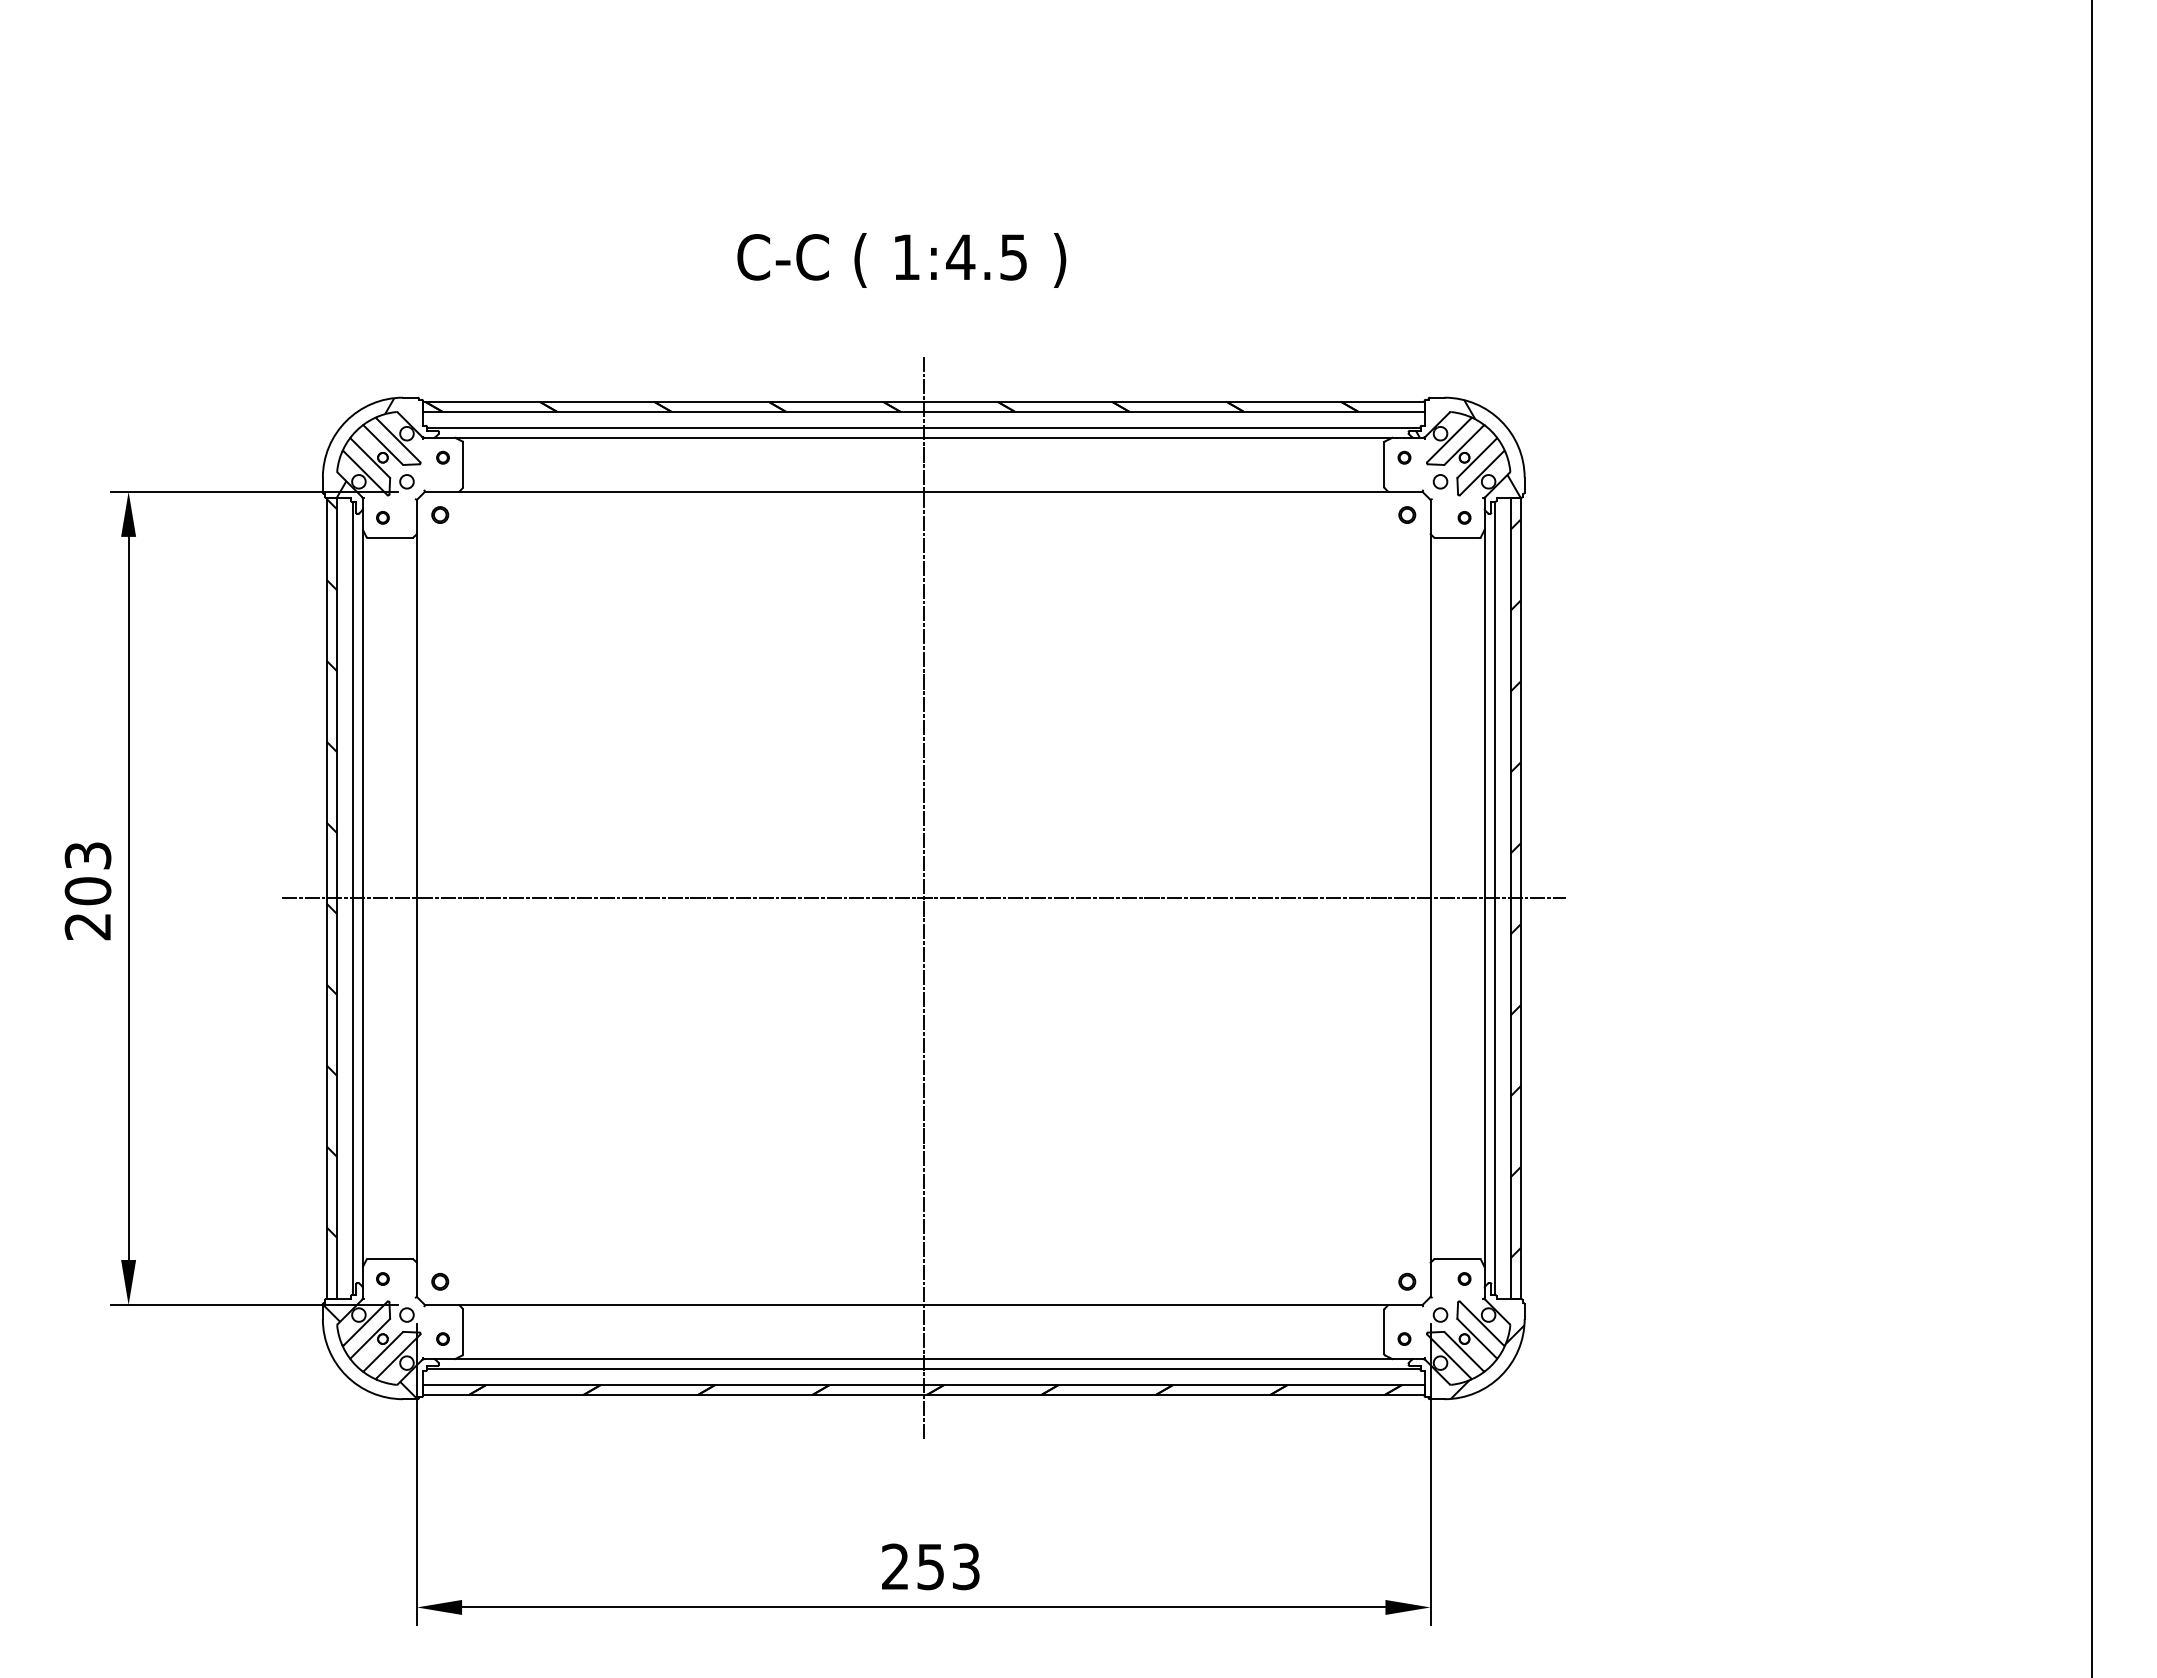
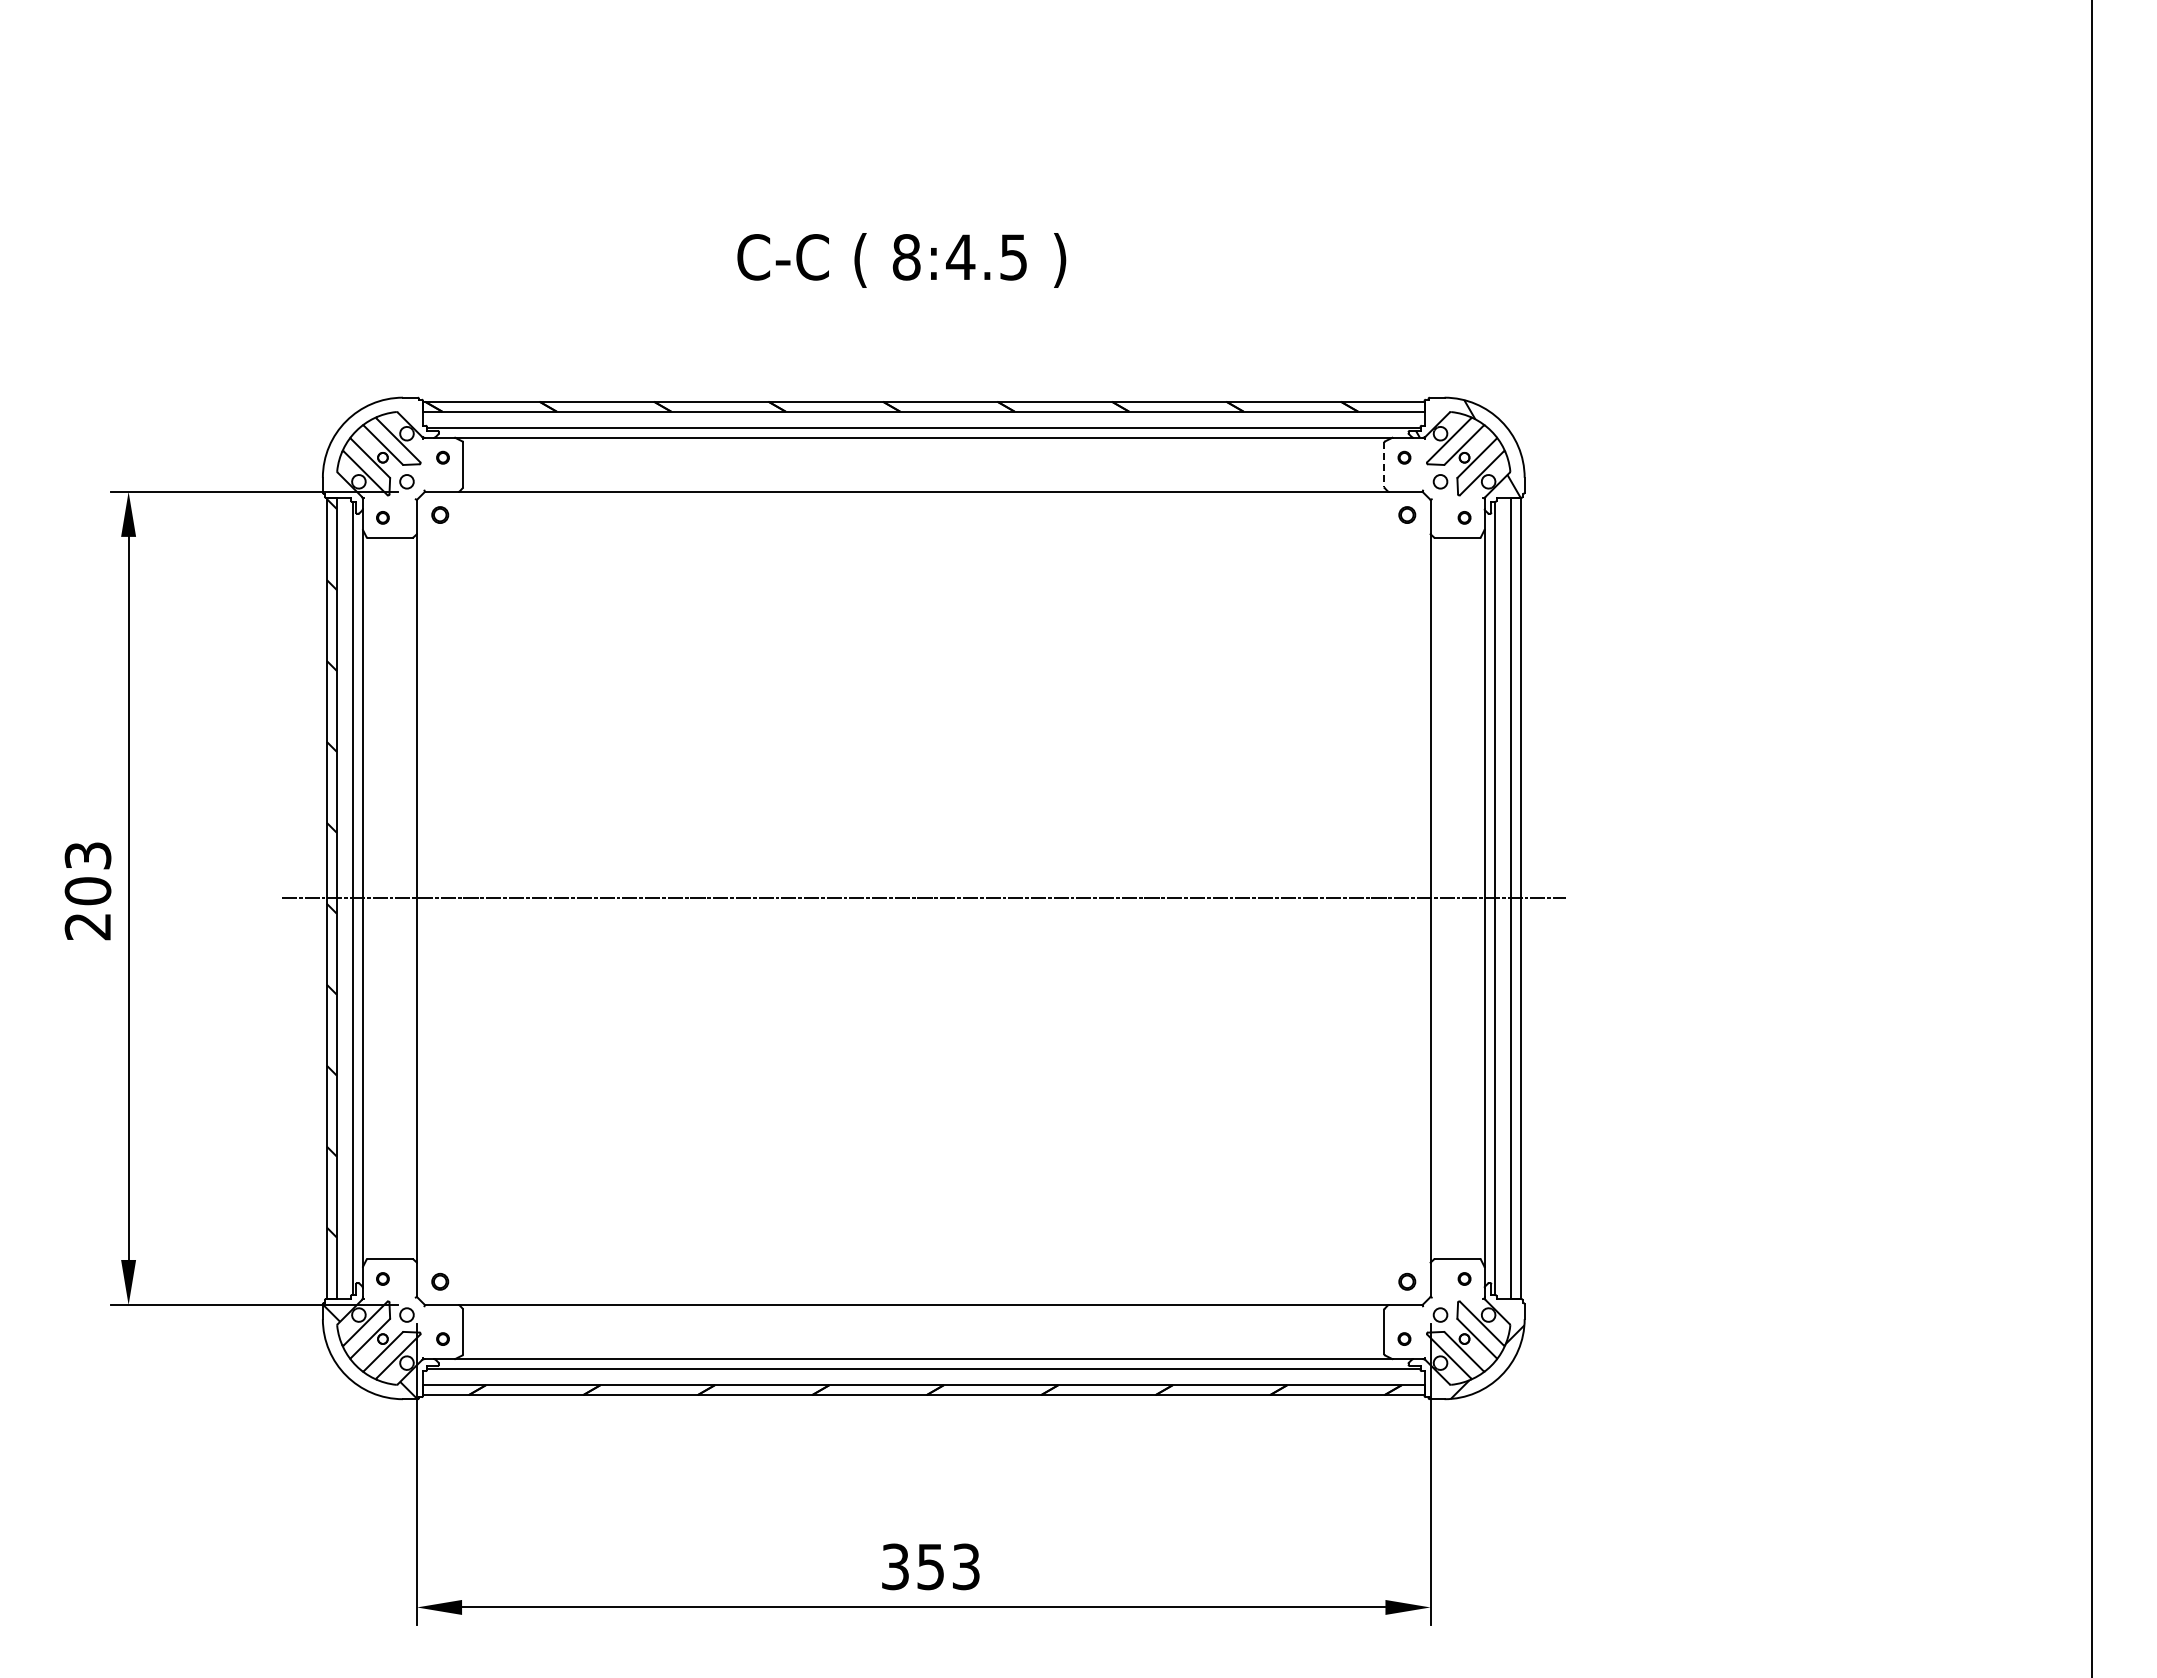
text: 1:4.5 -> 8:4.5 (906, 257)
hatch: present -> none (365, 447)
line: solid -> dashed (1384, 465)
hatch: present -> none (1515, 888)
line: present -> none (923, 898)
text: 253 -> 353 (895, 1566)
